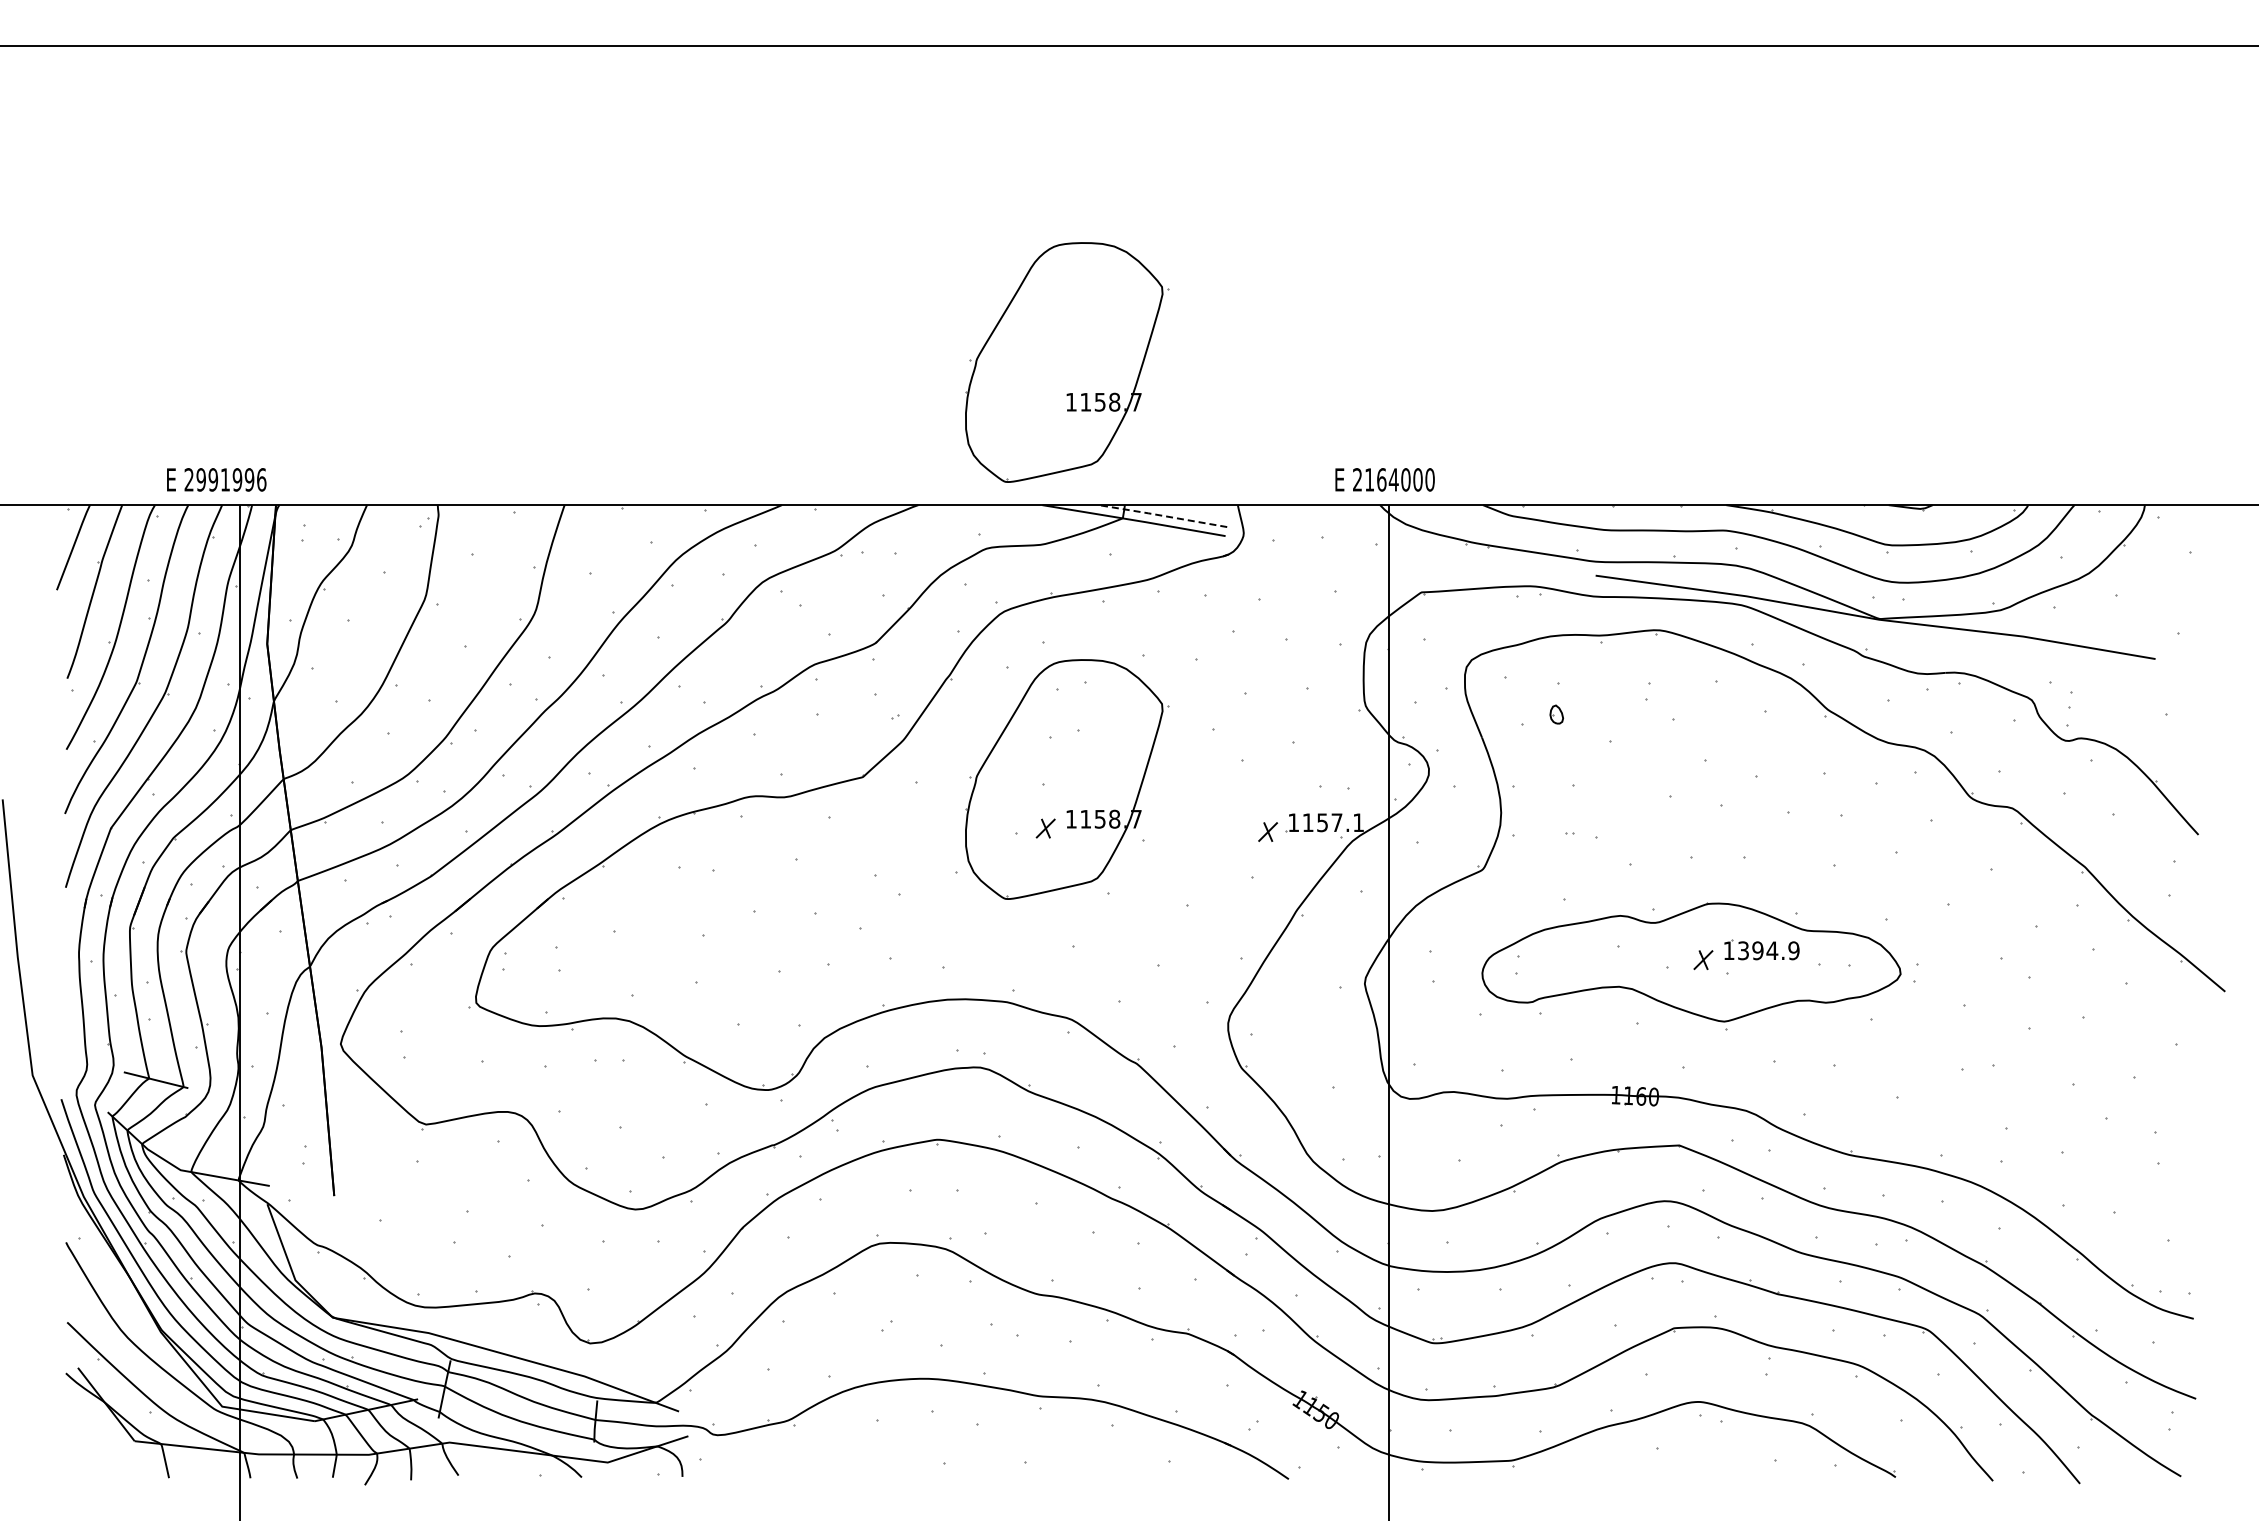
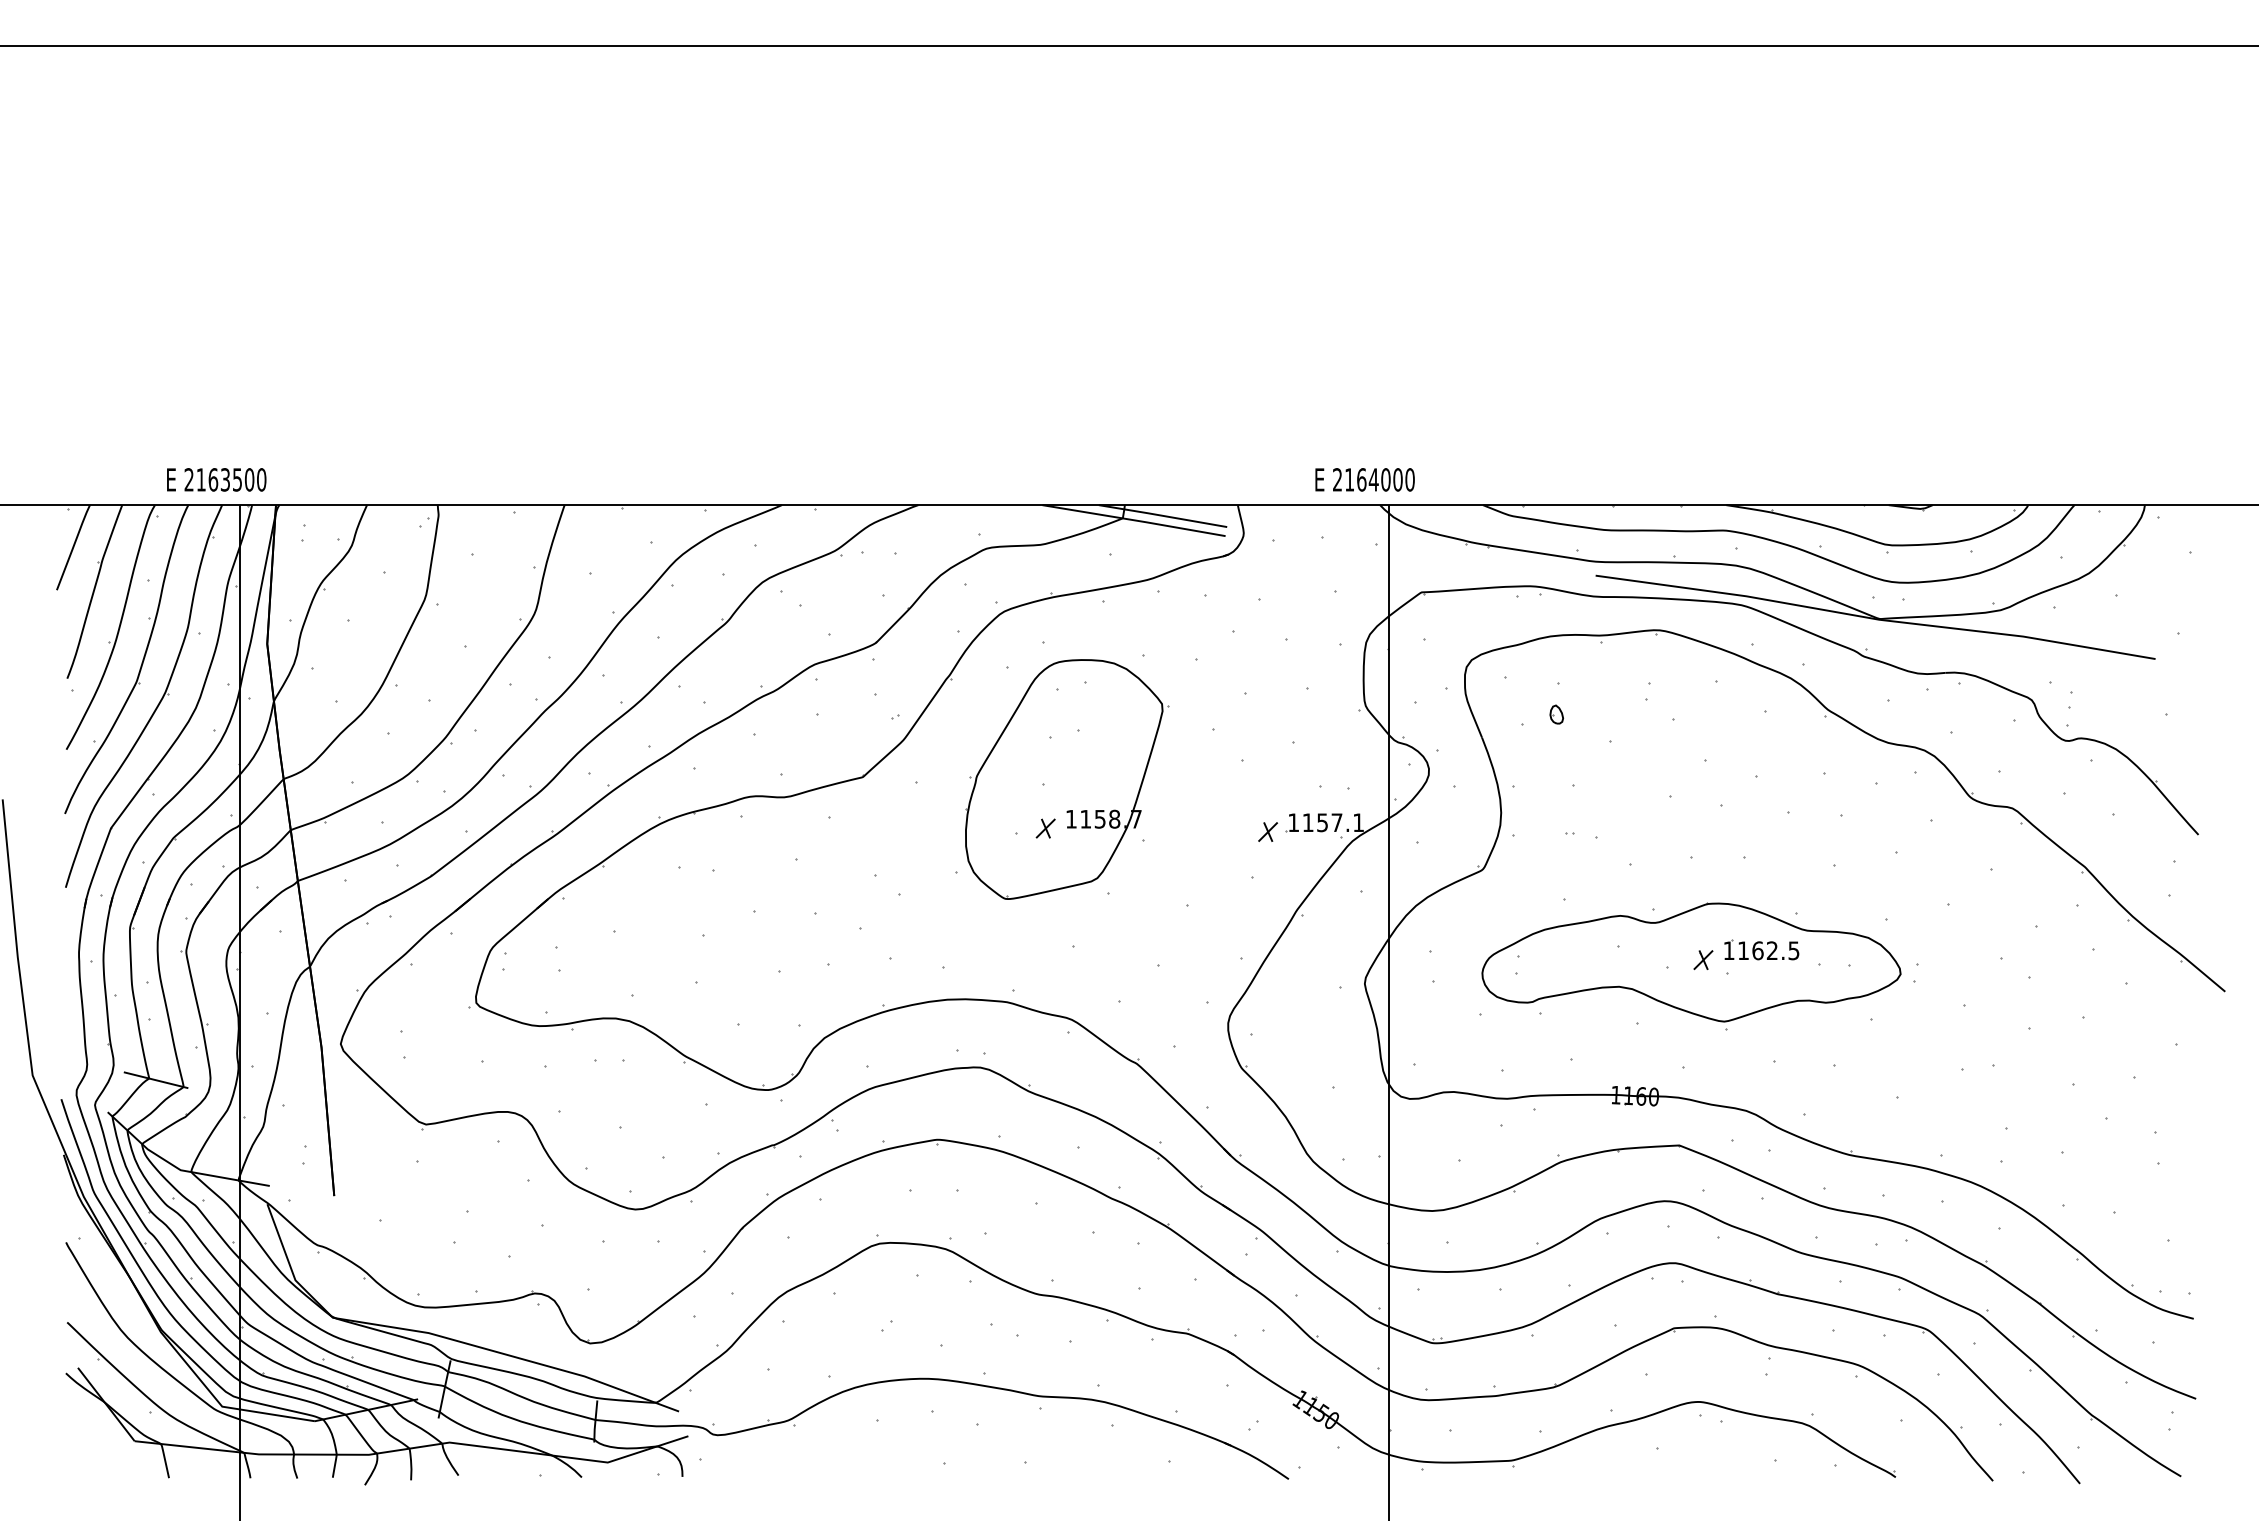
part: present -> none (1067, 362)
text: 2991996 -> 2163500 (231, 479)
text position: (1384, 479) -> (1364, 479) (1364, 479)
line: dashed -> solid (1162, 515)
text: 1394.9 -> 1162.5 (1768, 950)
